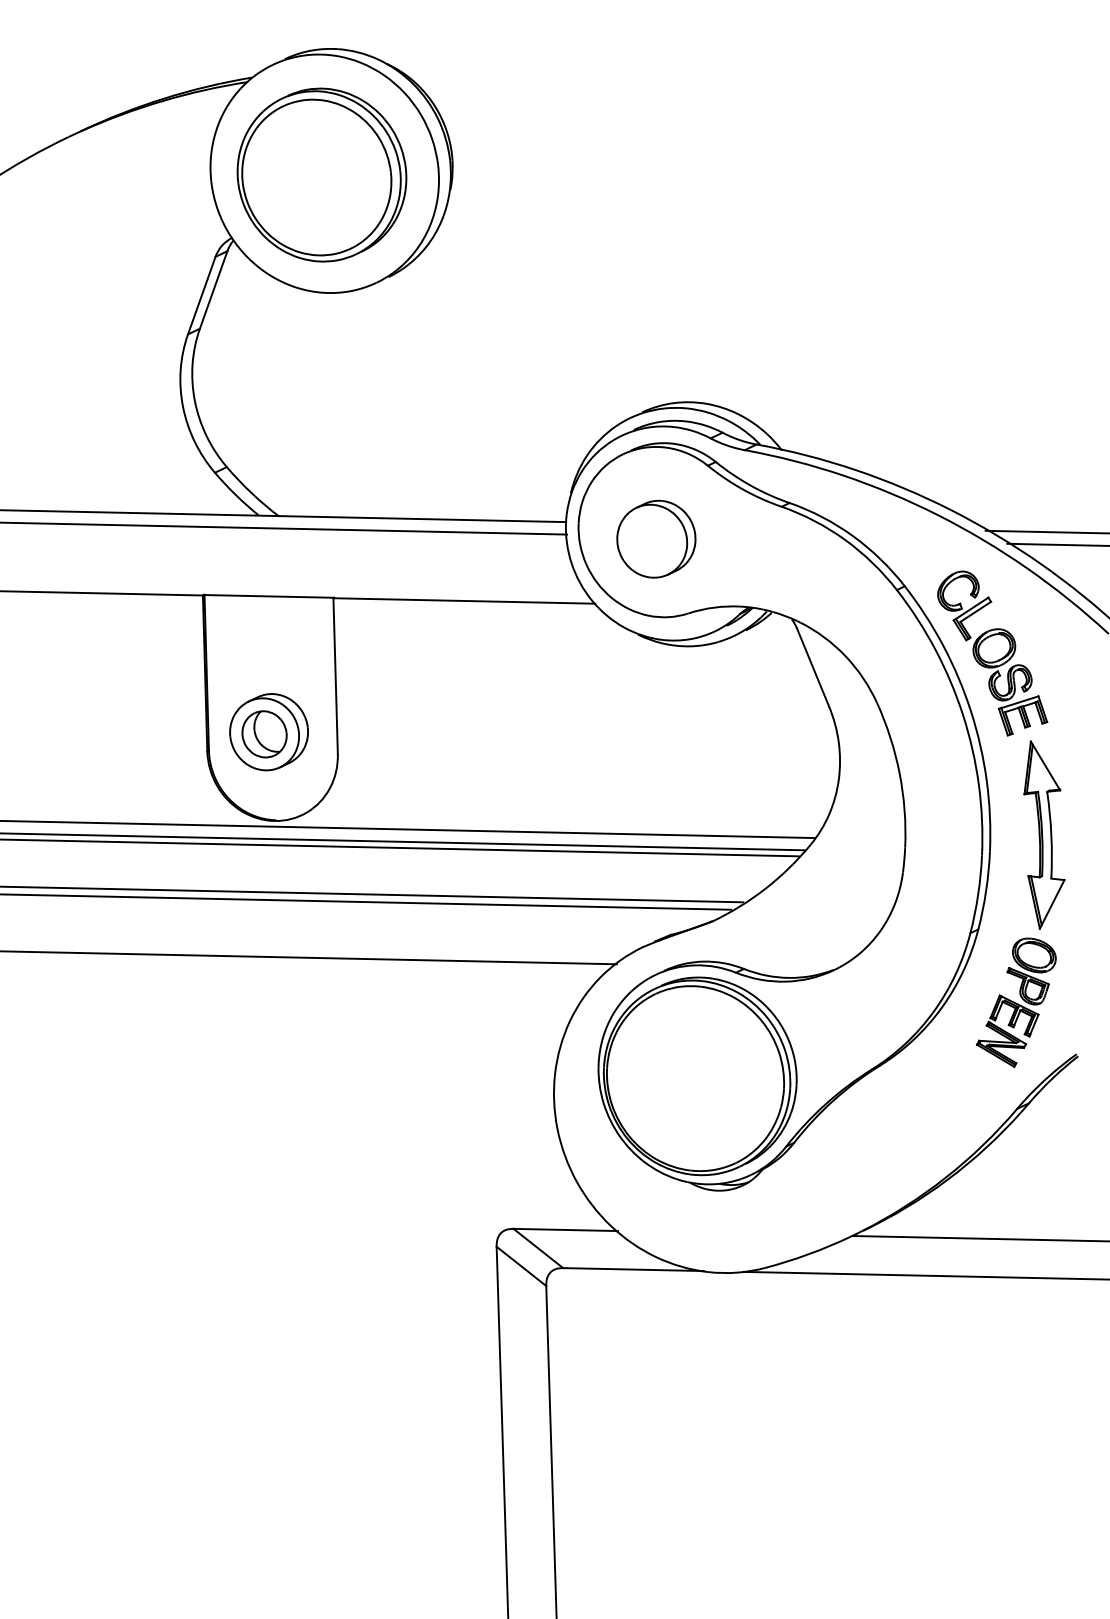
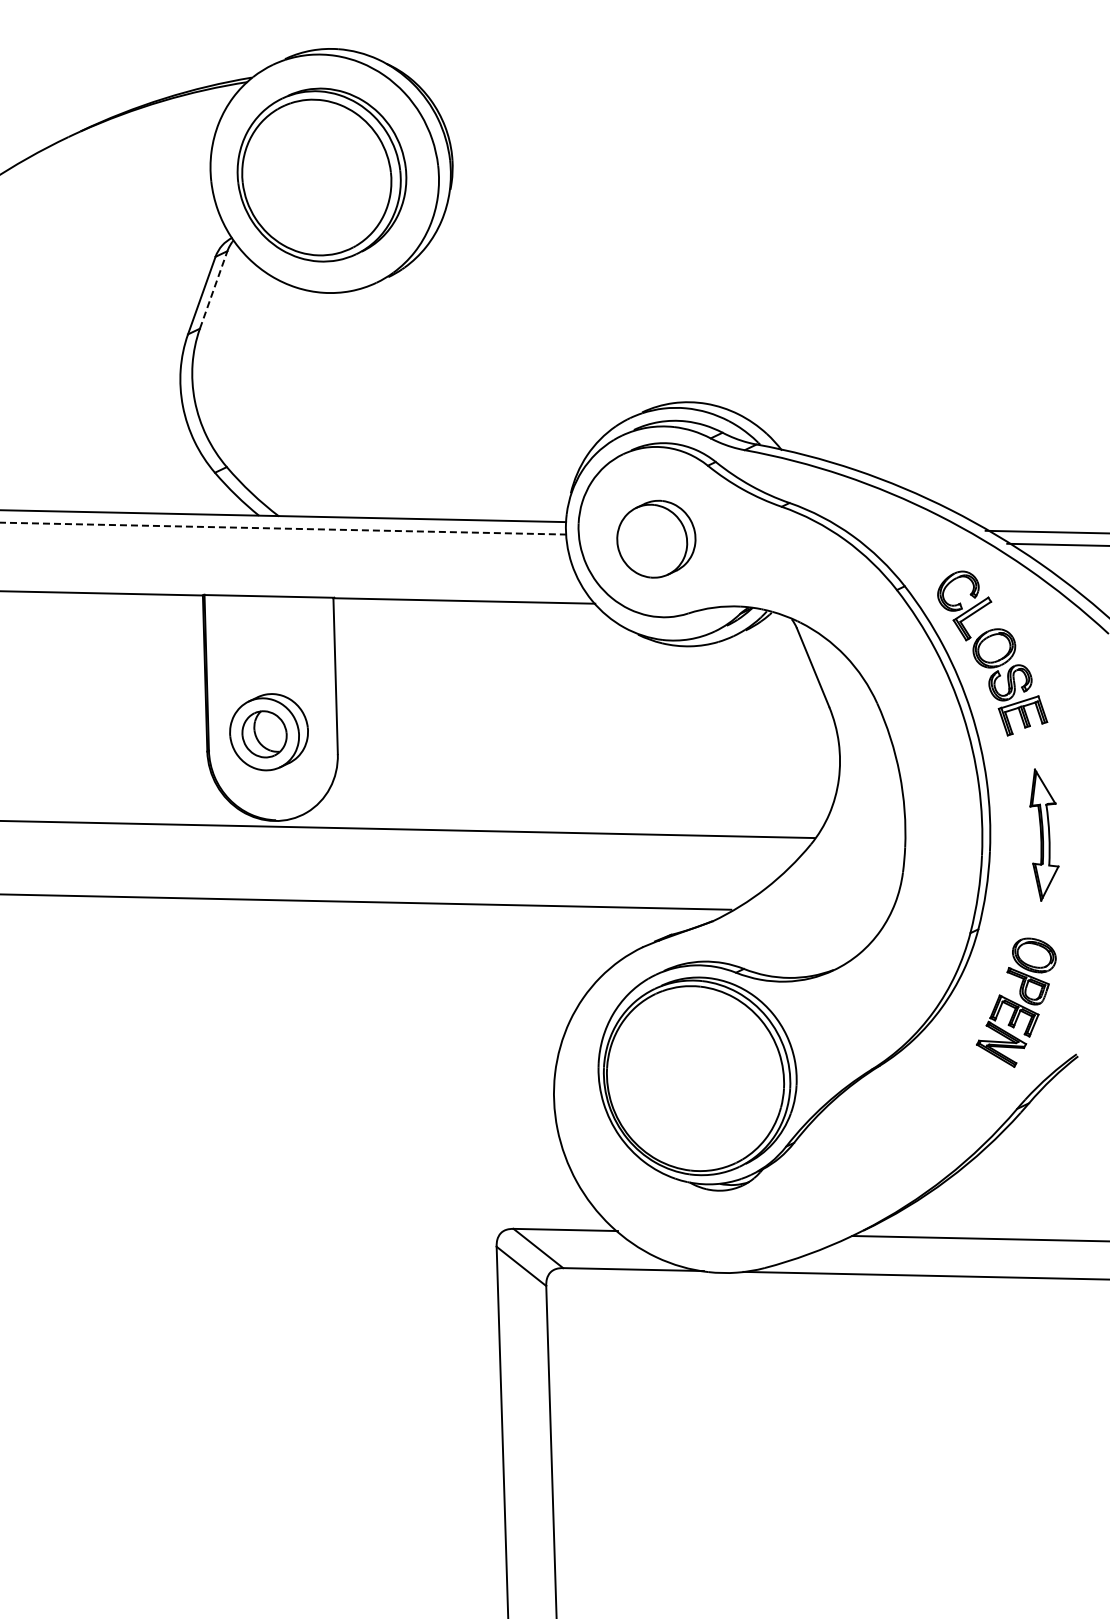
line: solid -> dashed (213, 289)
line: solid -> dashed (284, 528)
part size: 43x190 px -> 31x134 px (1044, 834)
line: present -> none (403, 841)
line: present -> none (400, 847)
line: present -> none (372, 894)
line: present -> none (309, 957)
